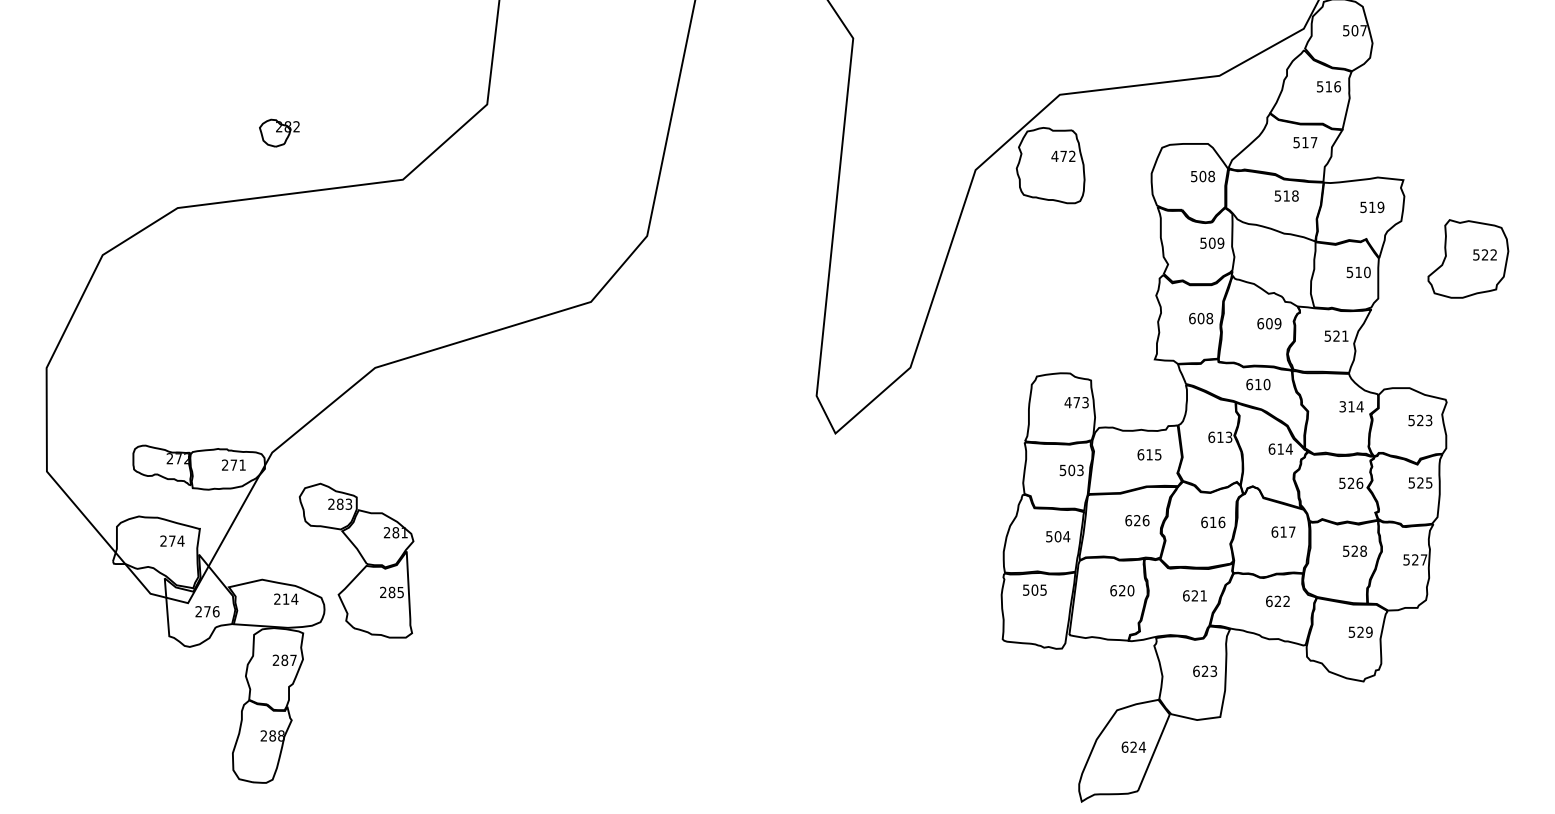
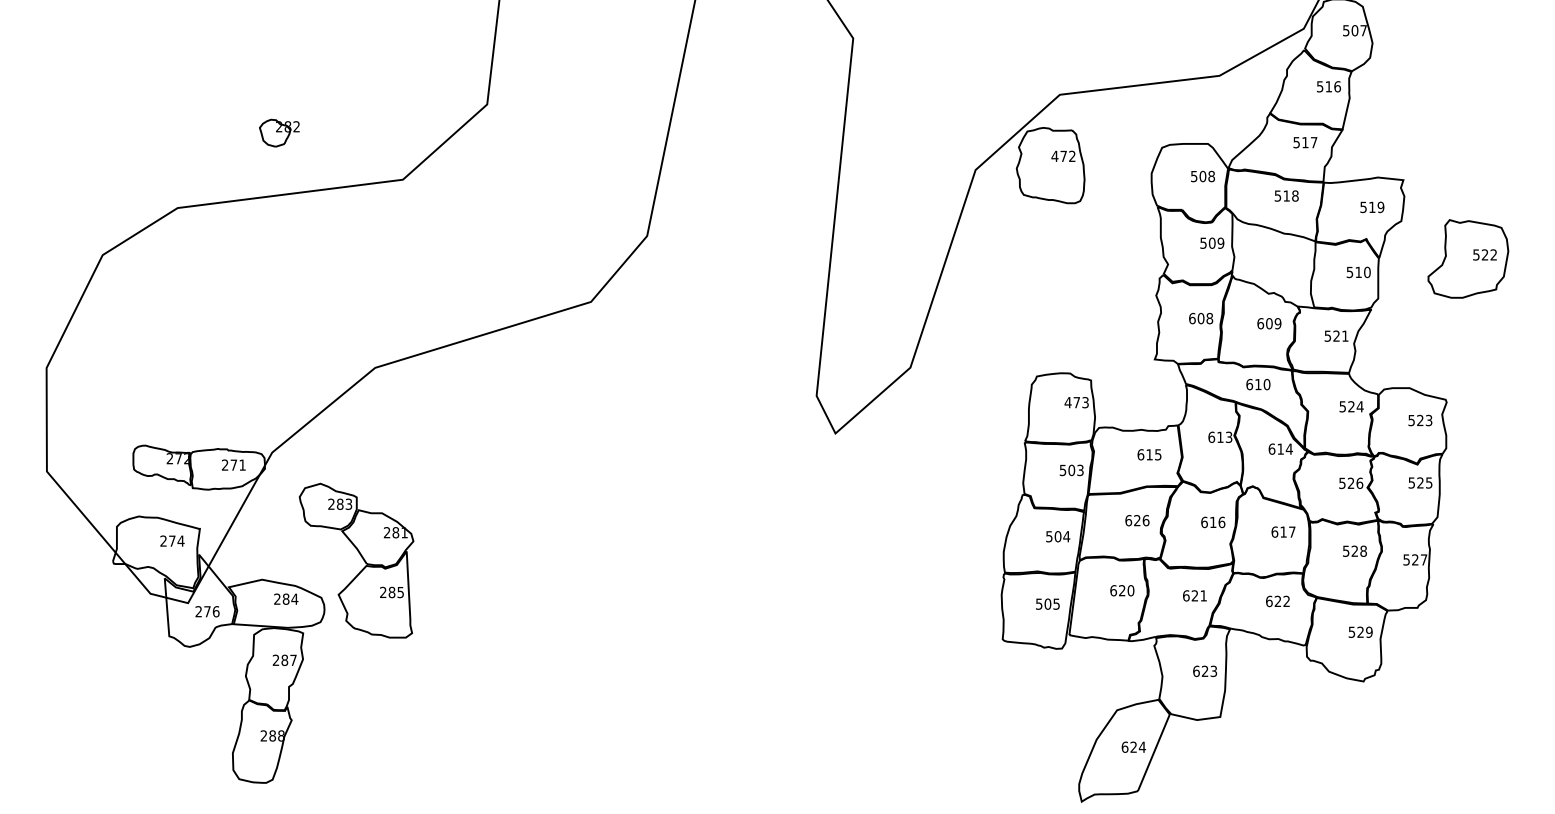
text: 314 -> 524 (1346, 406)
text position: (1034, 589) -> (1047, 603) (1047, 603)
text: 214 -> 284 (285, 598)
